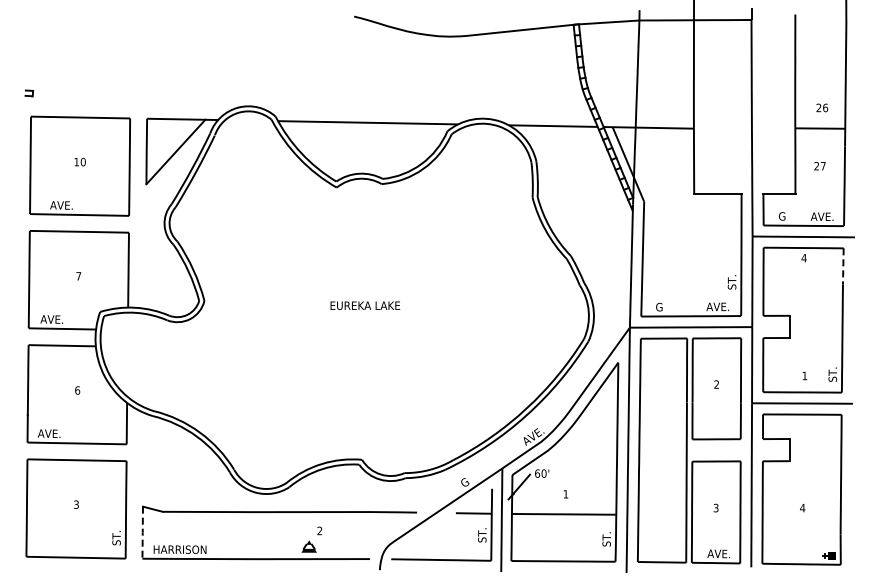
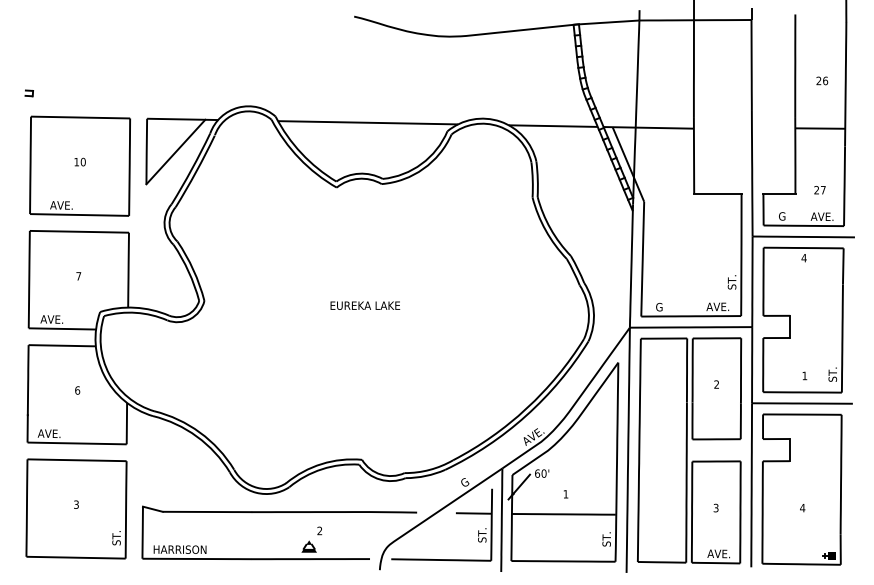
text position: (822, 107) -> (822, 80) (822, 80)
text position: (819, 166) -> (819, 190) (819, 190)
line: dashed -> solid (843, 267)
line: dashed -> solid (142, 532)
